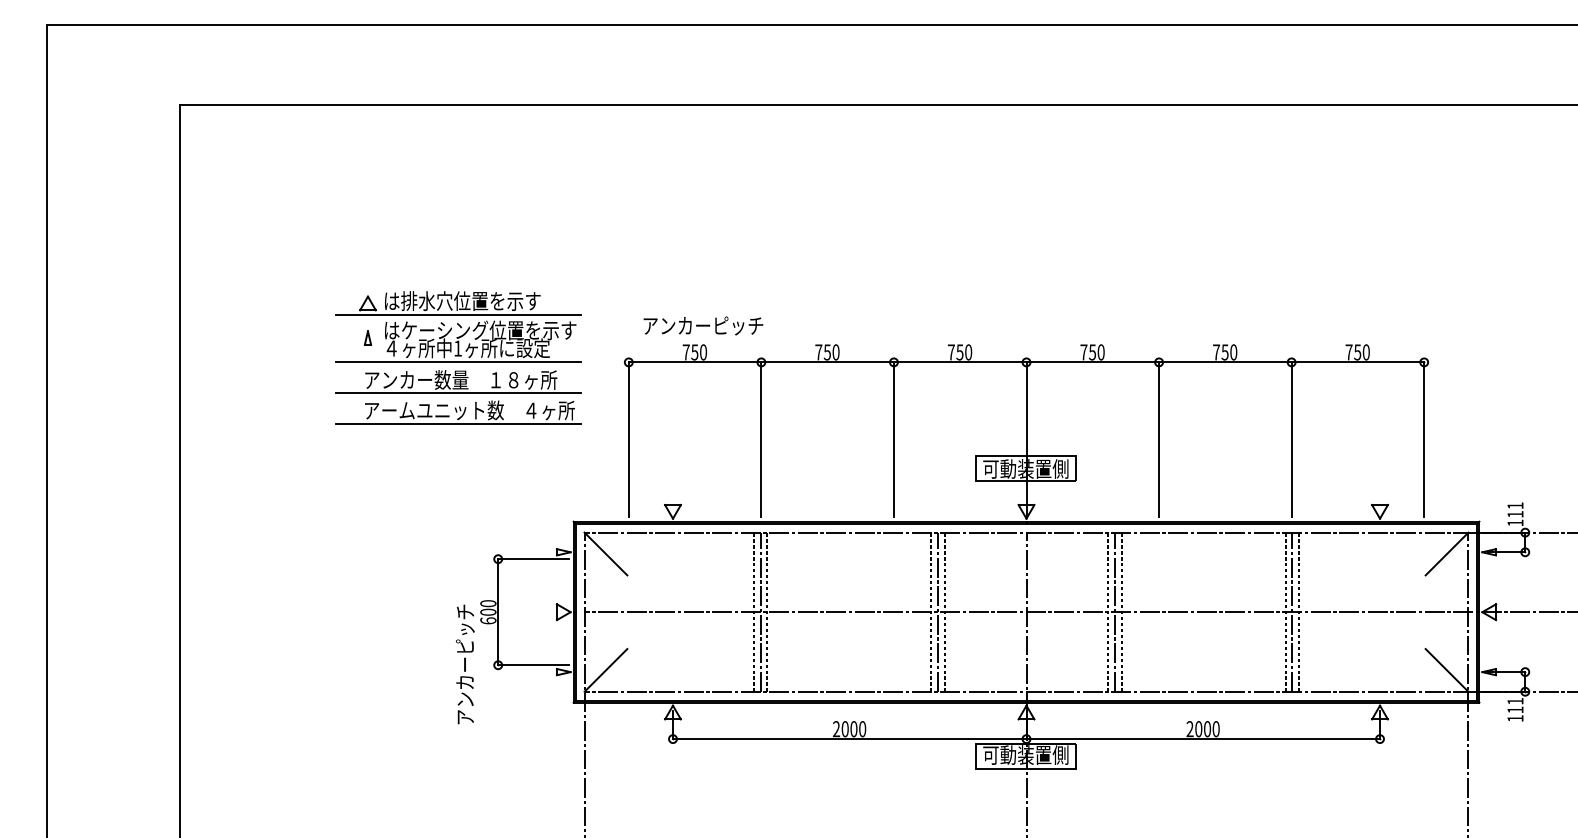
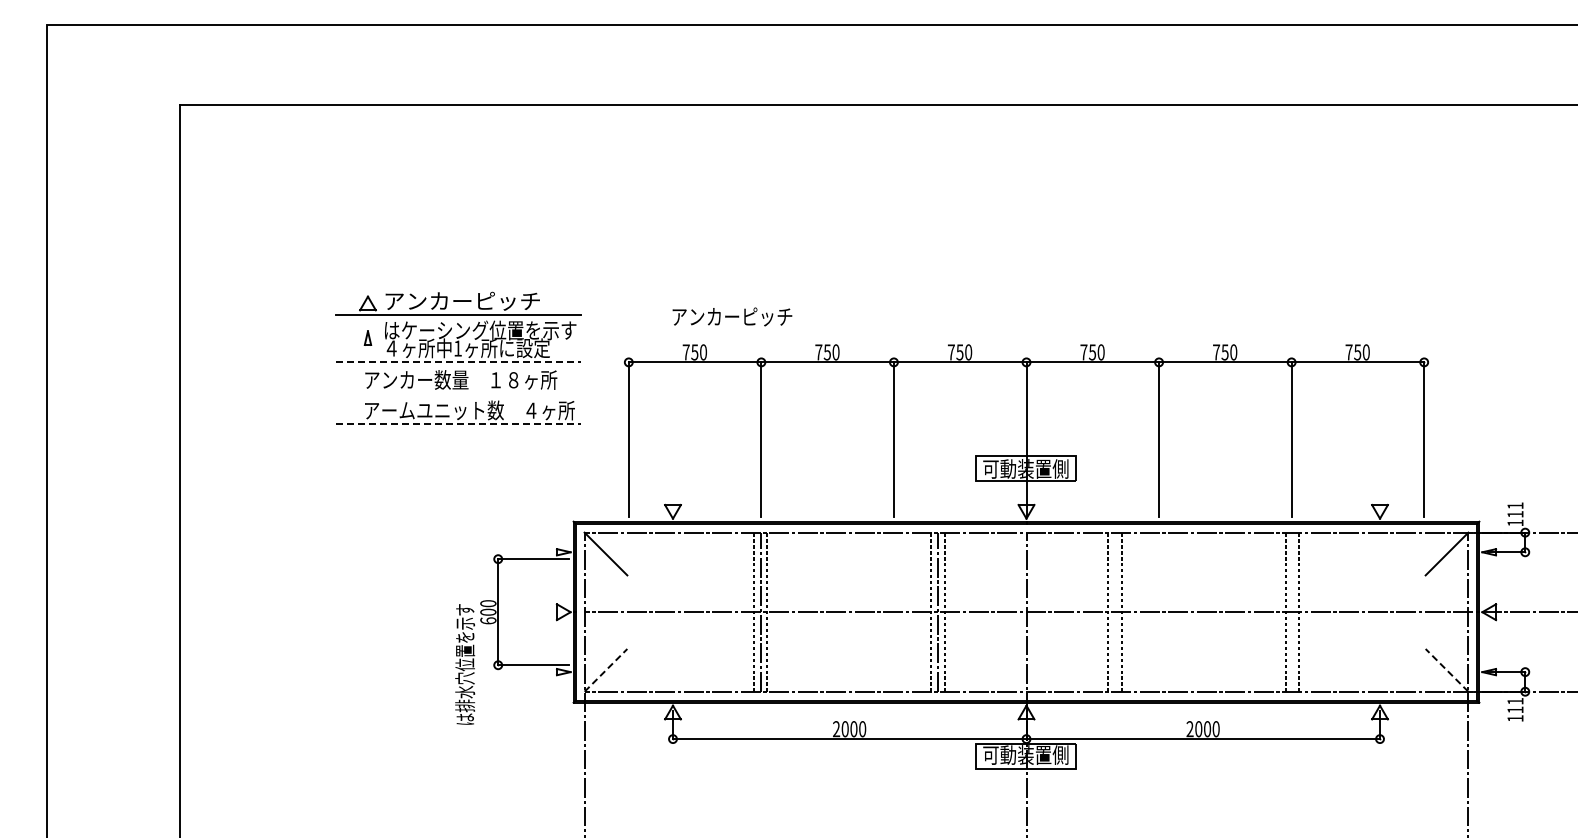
text: は排水穴位置を示す -> アンカーピッチ (462, 301)
text position: (703, 325) -> (732, 316) (732, 316)
line: solid -> dashed (458, 362)
line: present -> none (458, 393)
line: solid -> dashed (458, 423)
line: present -> none (1115, 611)
line: present -> none (1292, 611)
text: アンカーピッチ -> は排水穴位置を示す (465, 664)
line: solid -> dashed (606, 670)
line: solid -> dashed (1446, 670)
